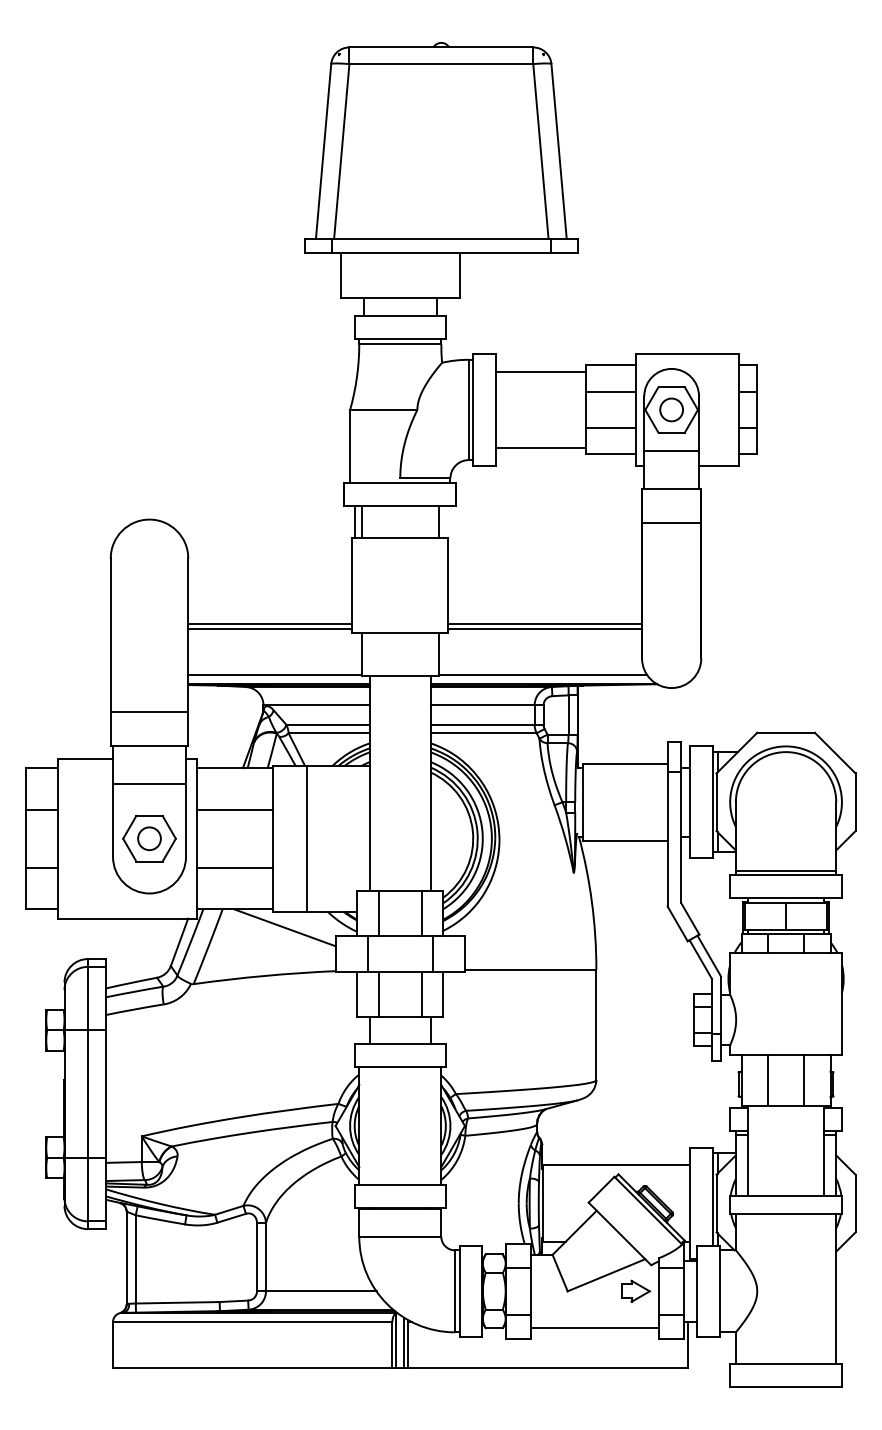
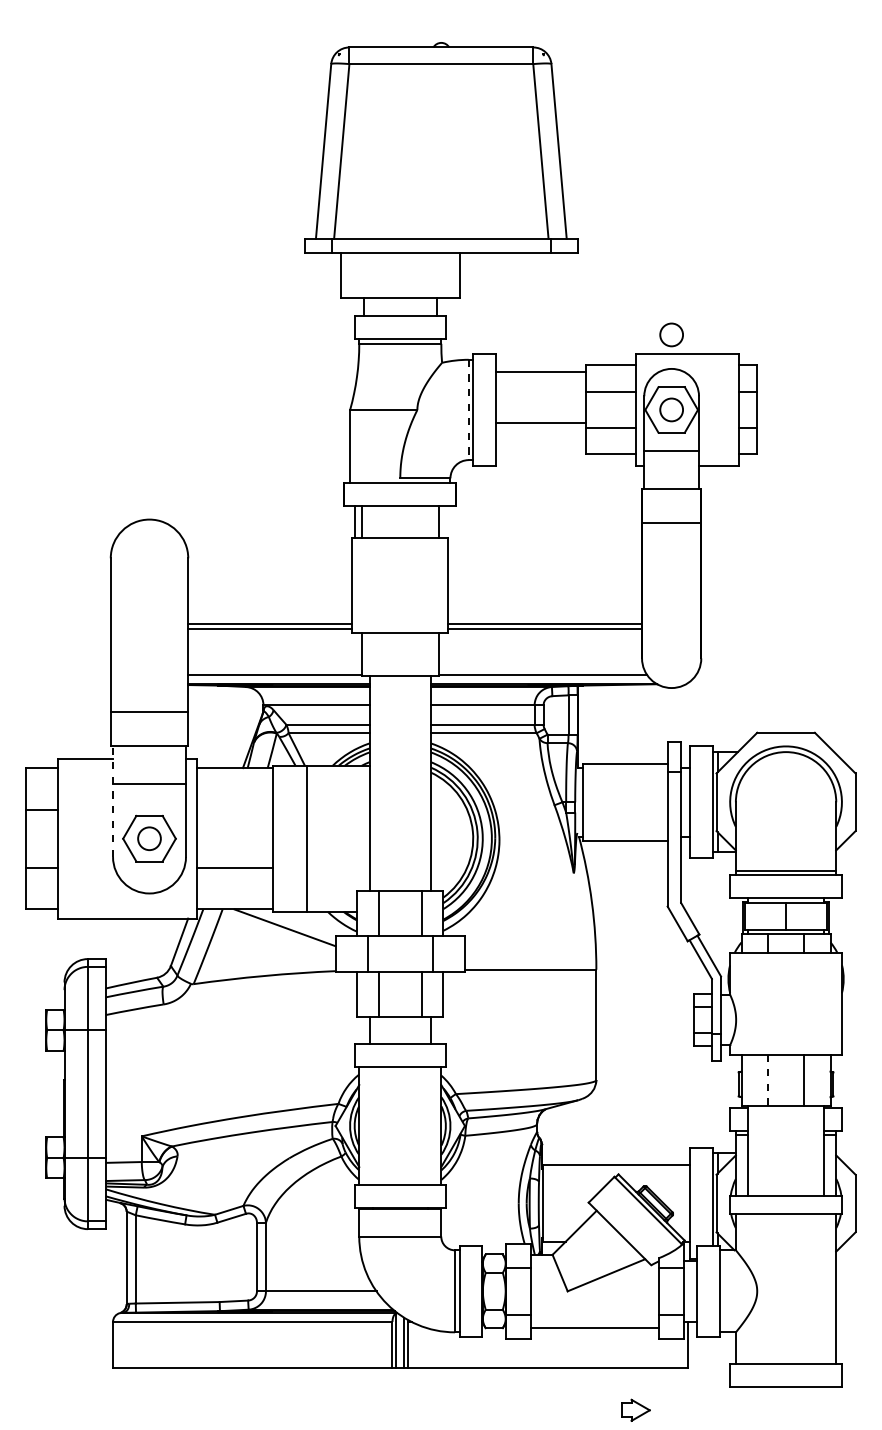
circle: none -> present (671, 334)
line: solid -> dashed (468, 410)
line position: (541, 448) -> (541, 423) (541, 423)
line: solid -> dashed (113, 801)
line: present -> none (234, 809)
line: solid -> dashed (767, 1079)
part position: (635, 1290) -> (635, 1409) (635, 1409)
